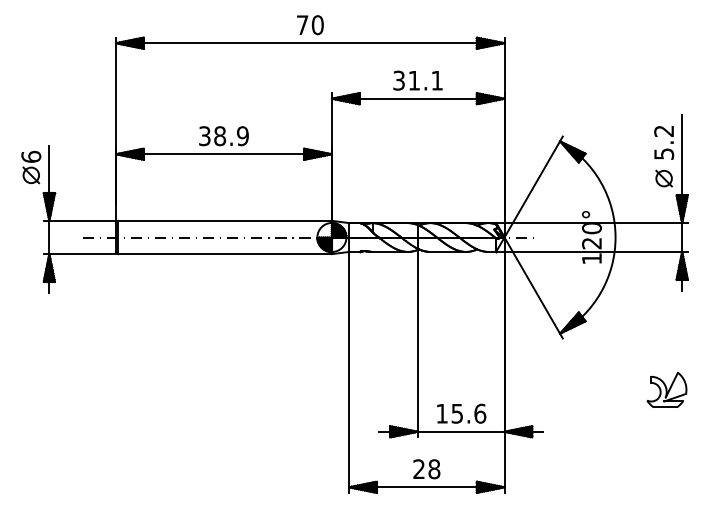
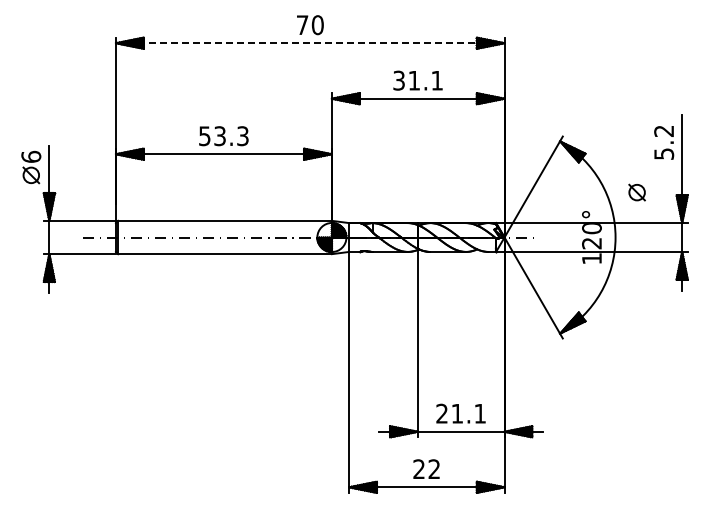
line: solid -> dashed (310, 43)
text: 38.9 -> 53.3 (223, 136)
part position: (663, 178) -> (636, 192) (636, 192)
part: present -> none (666, 389)
text: 15.6 -> 21.1 (461, 413)
text: 28 -> 22 (434, 469)
